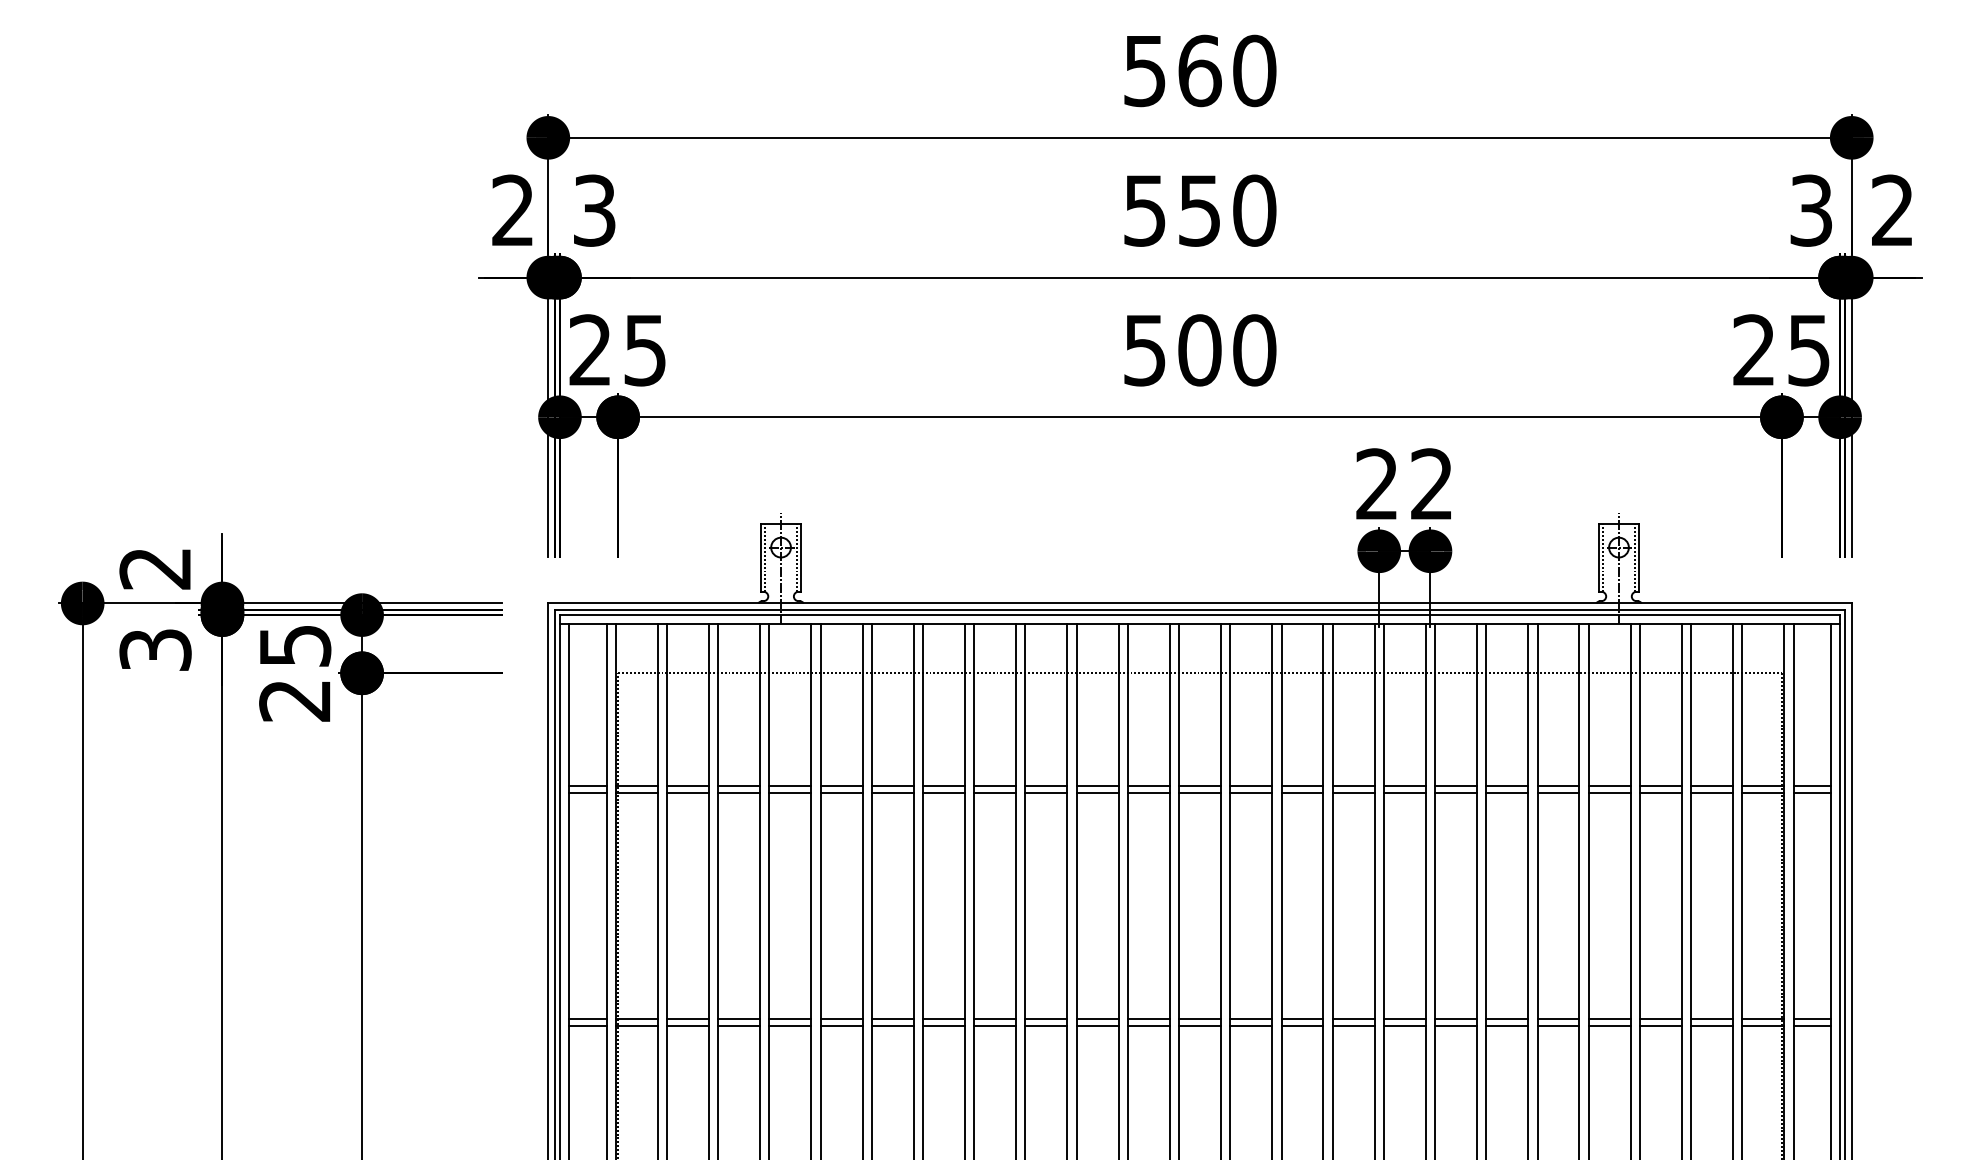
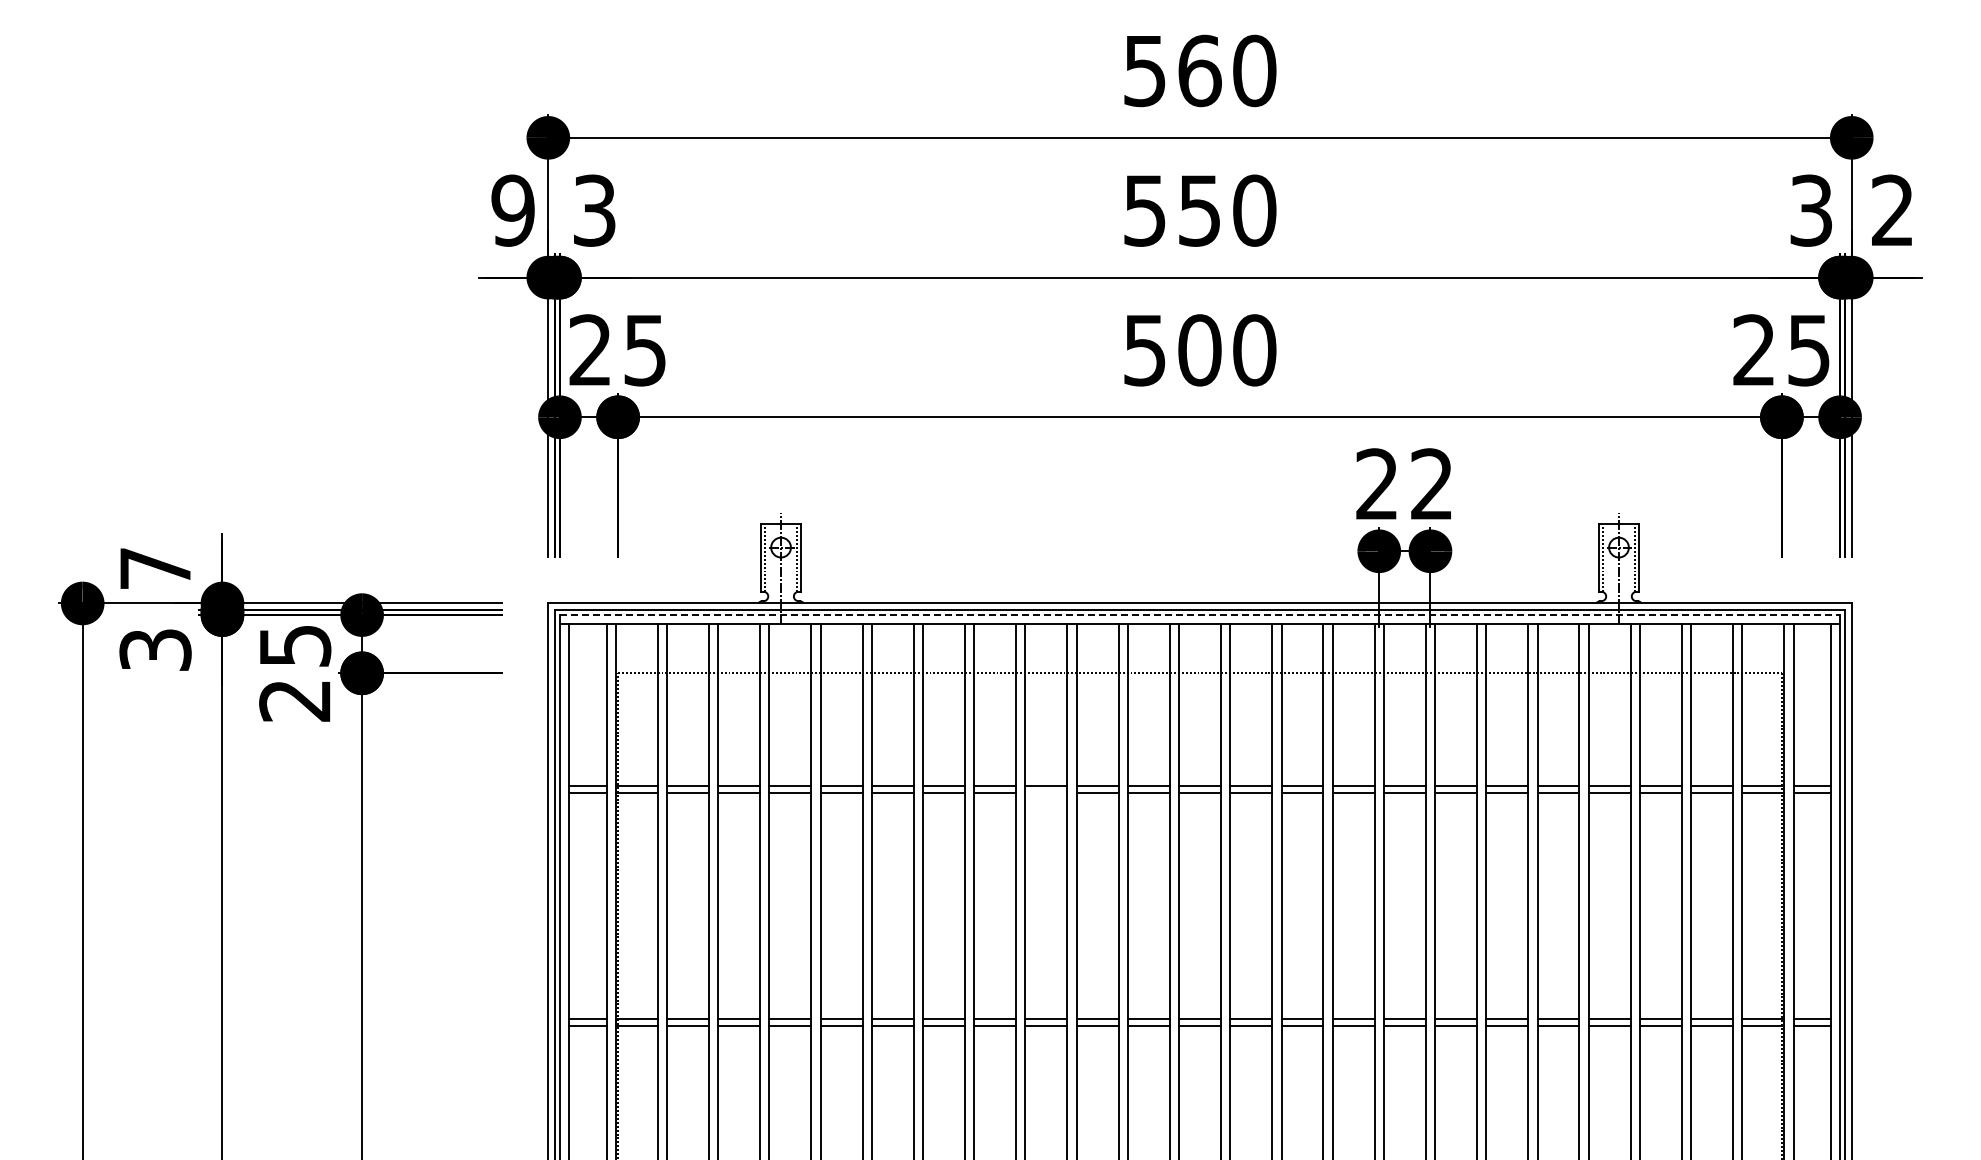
text: 2 -> 9 (512, 210)
text: 2 -> 7 (154, 568)
line: solid -> dashed (1200, 615)
line: present -> none (1046, 793)
